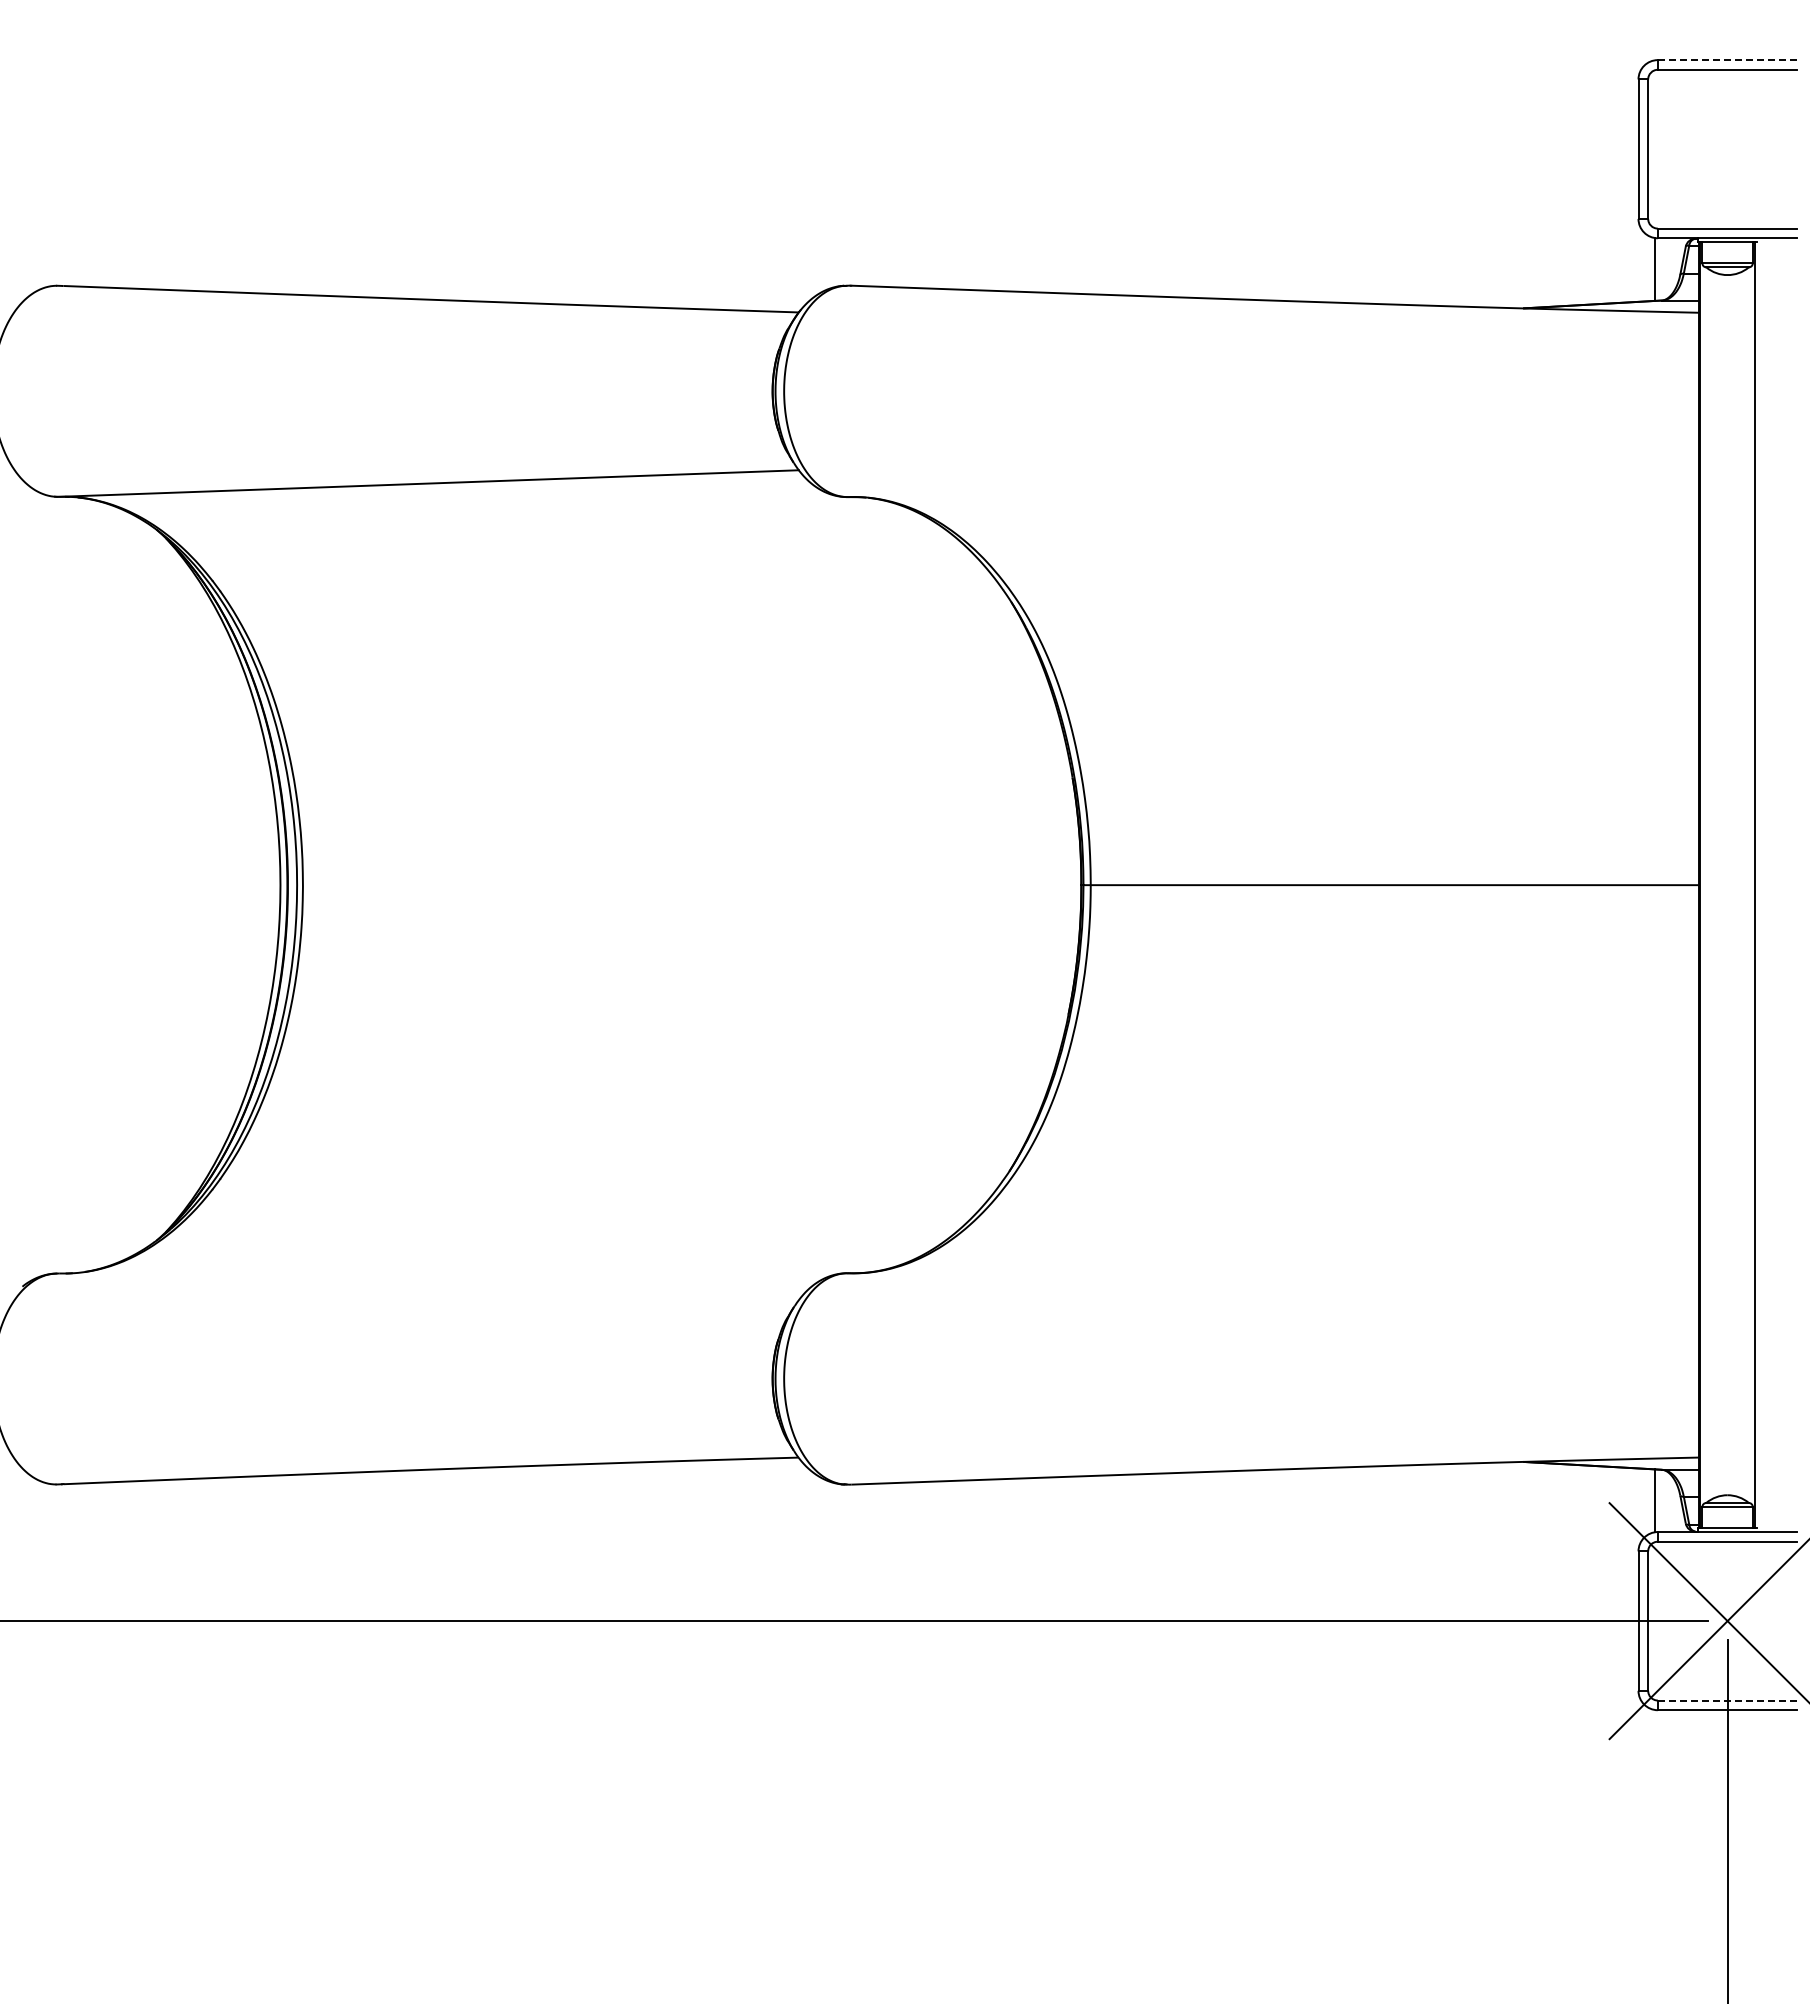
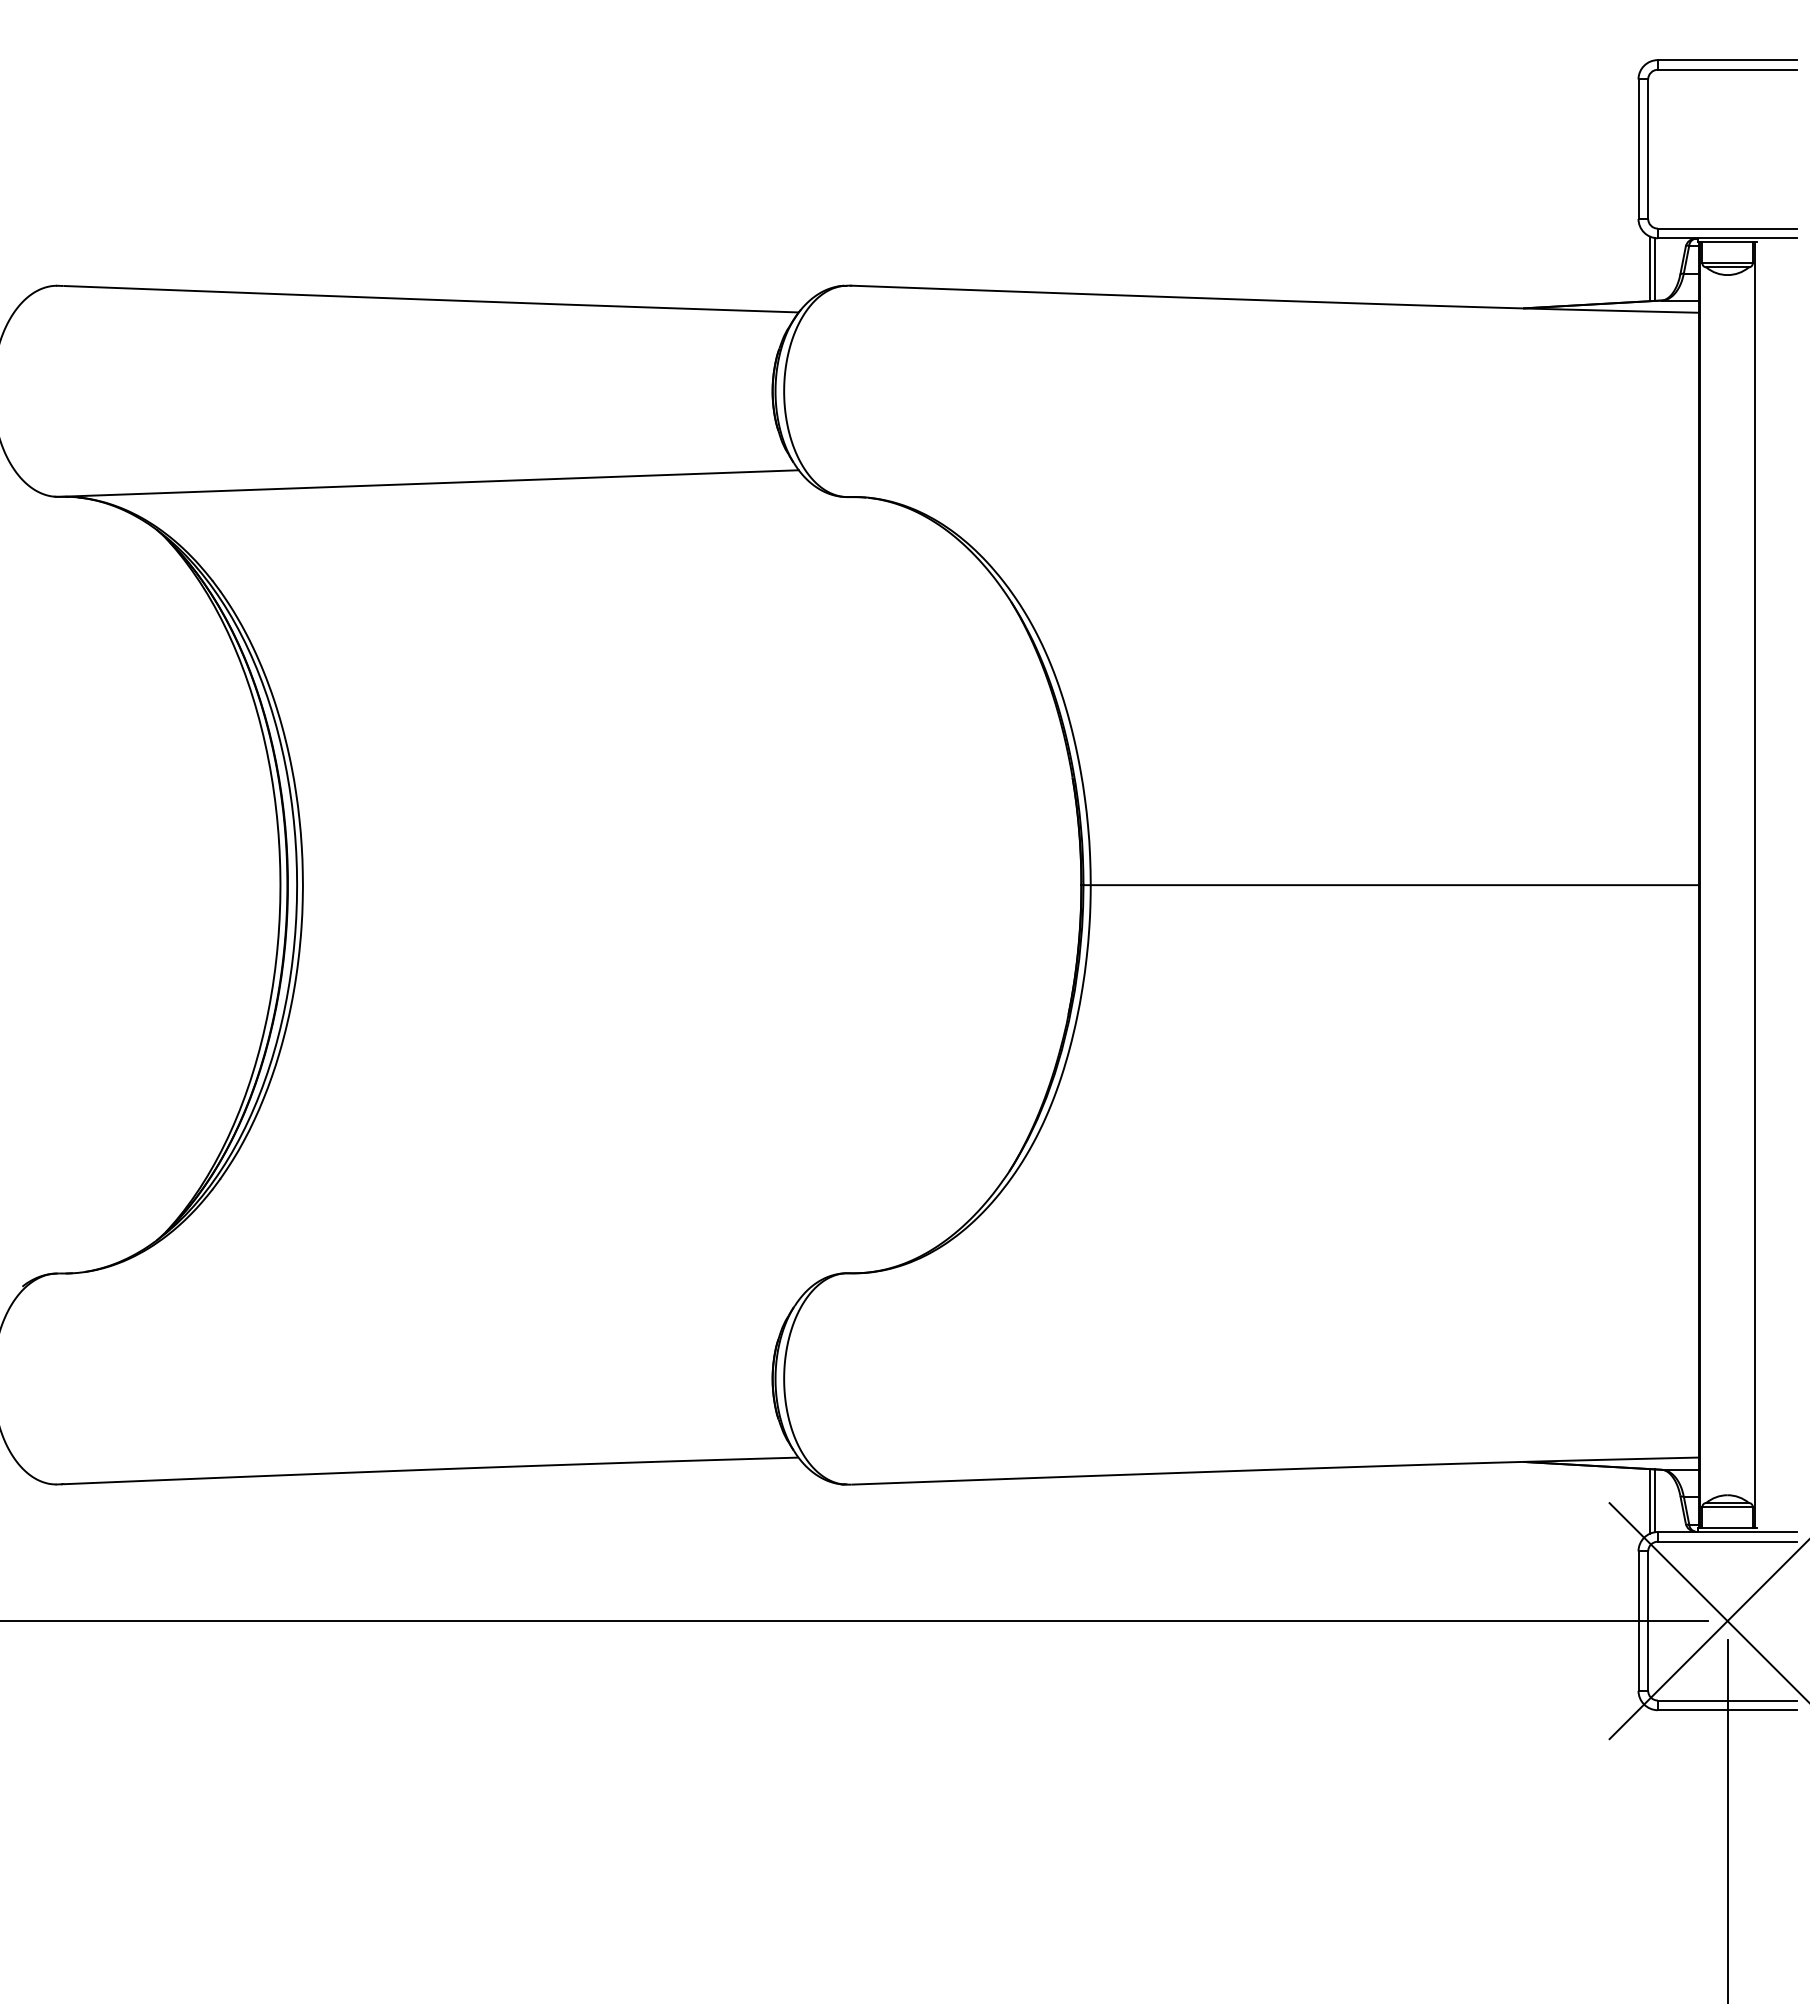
line: dashed -> solid (1727, 60)
line: none -> present (1650, 268)
line: none -> present (1650, 1501)
line: dashed -> solid (1727, 1700)
